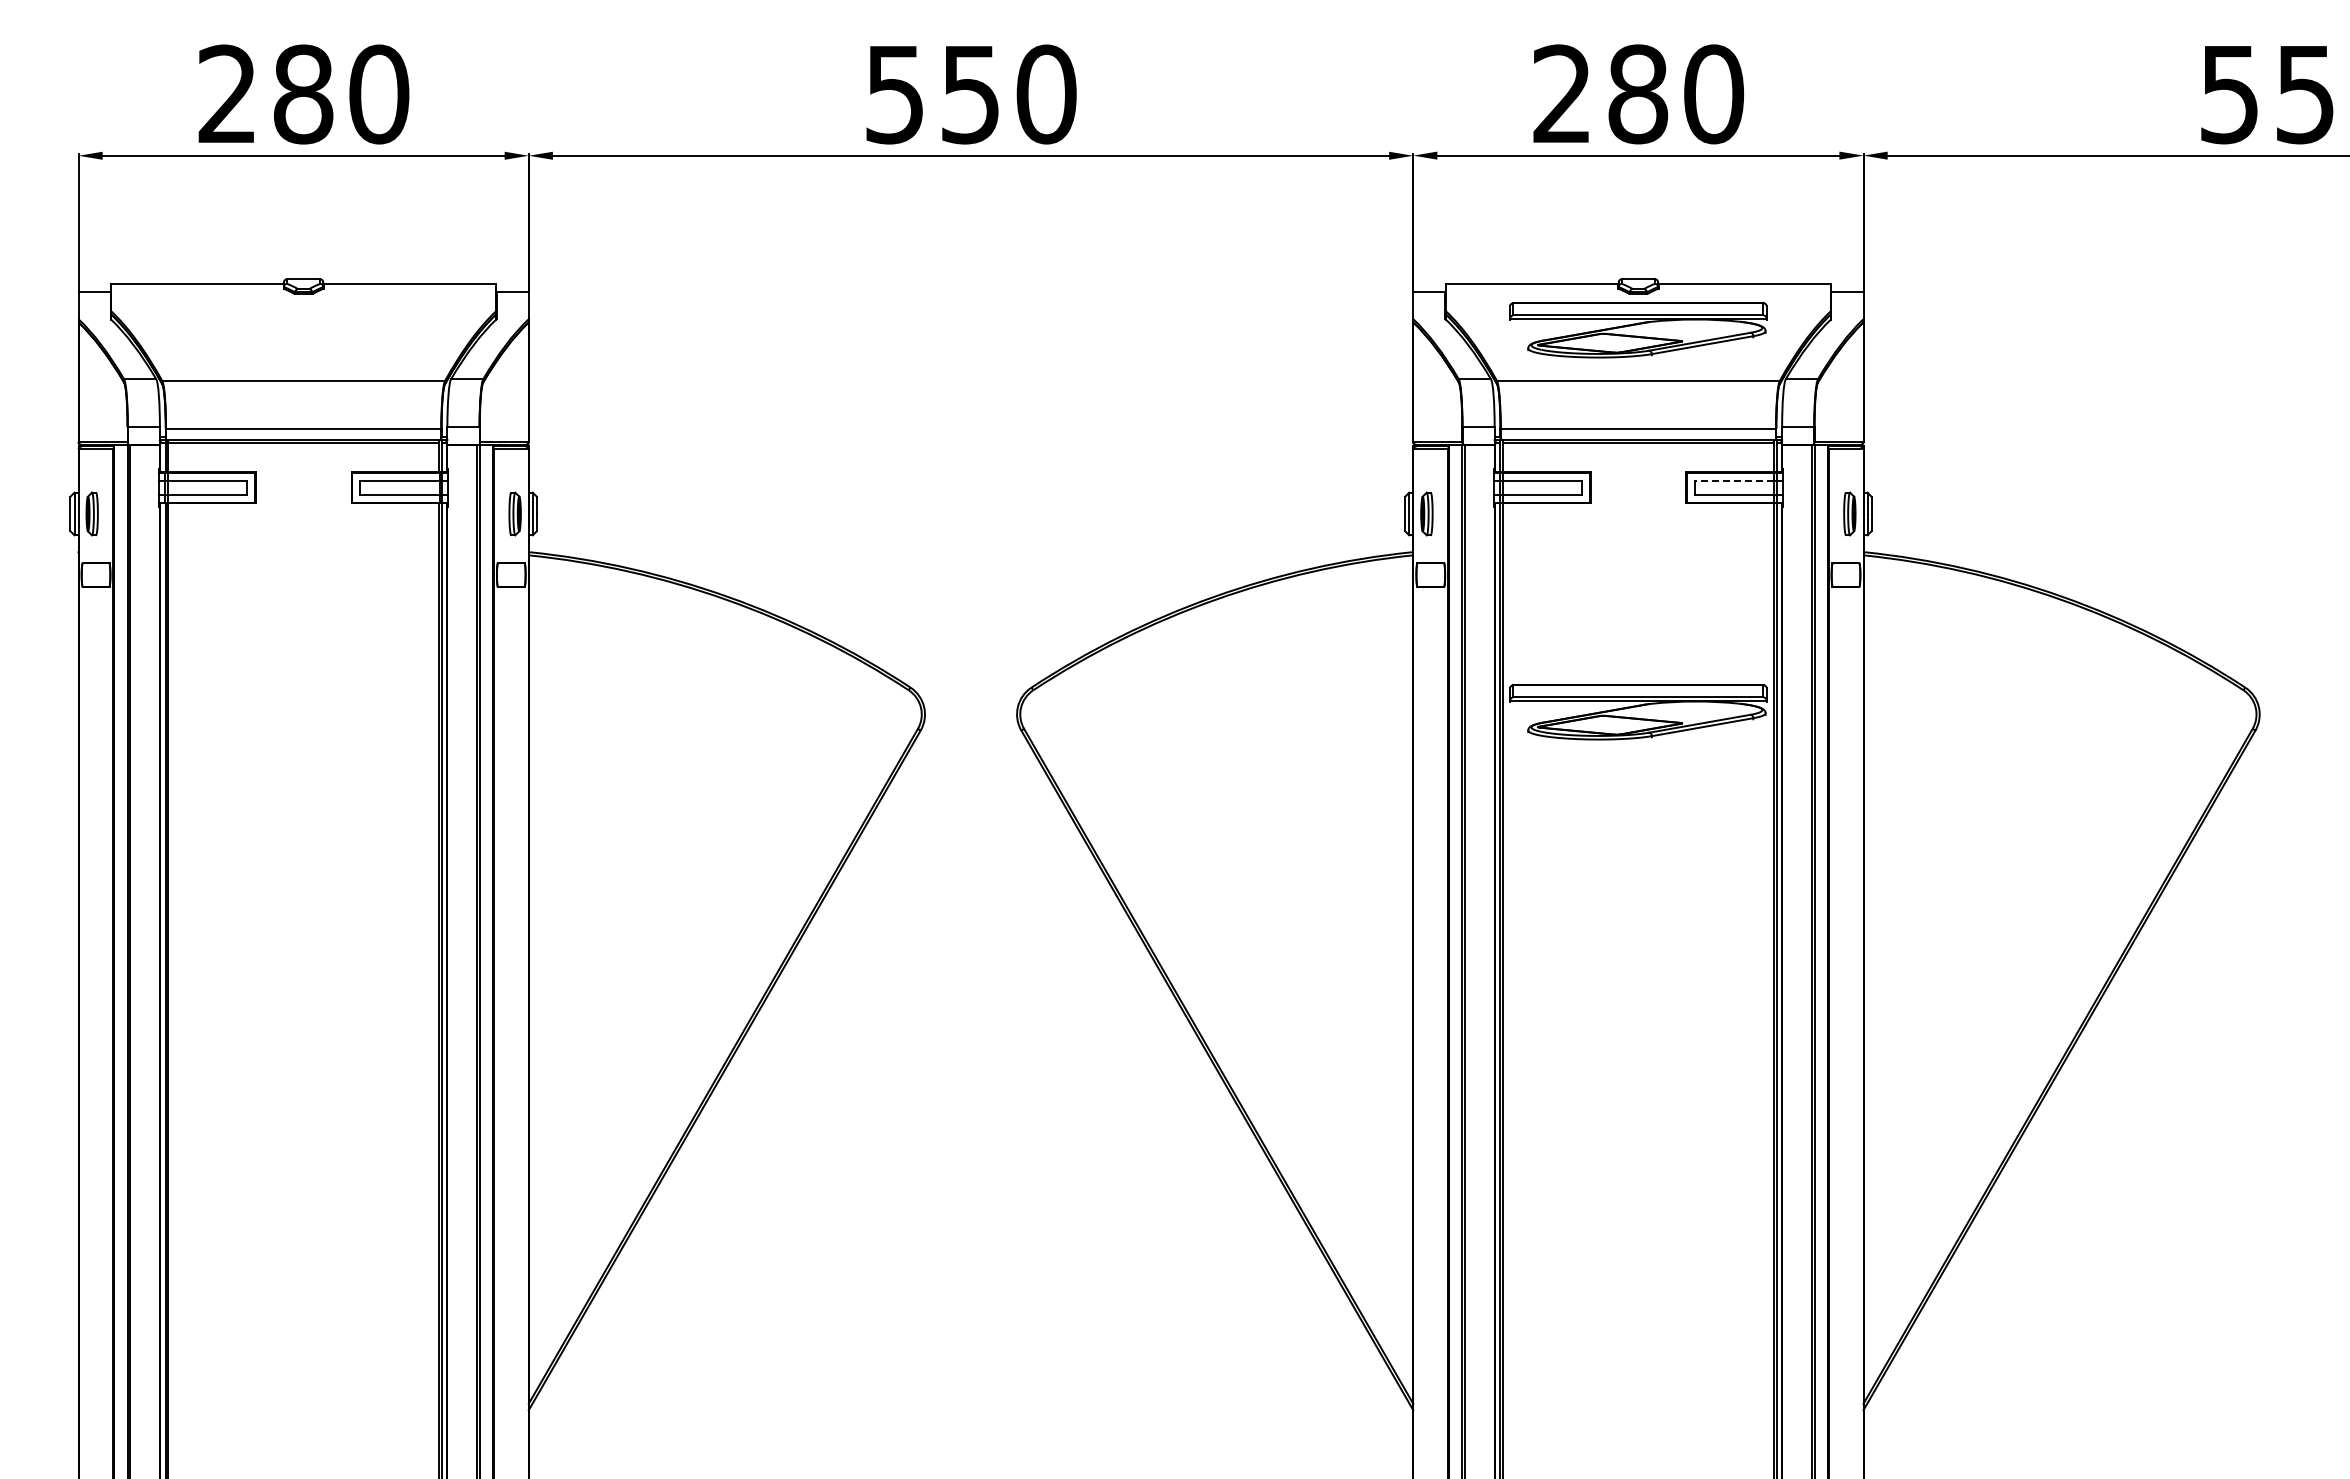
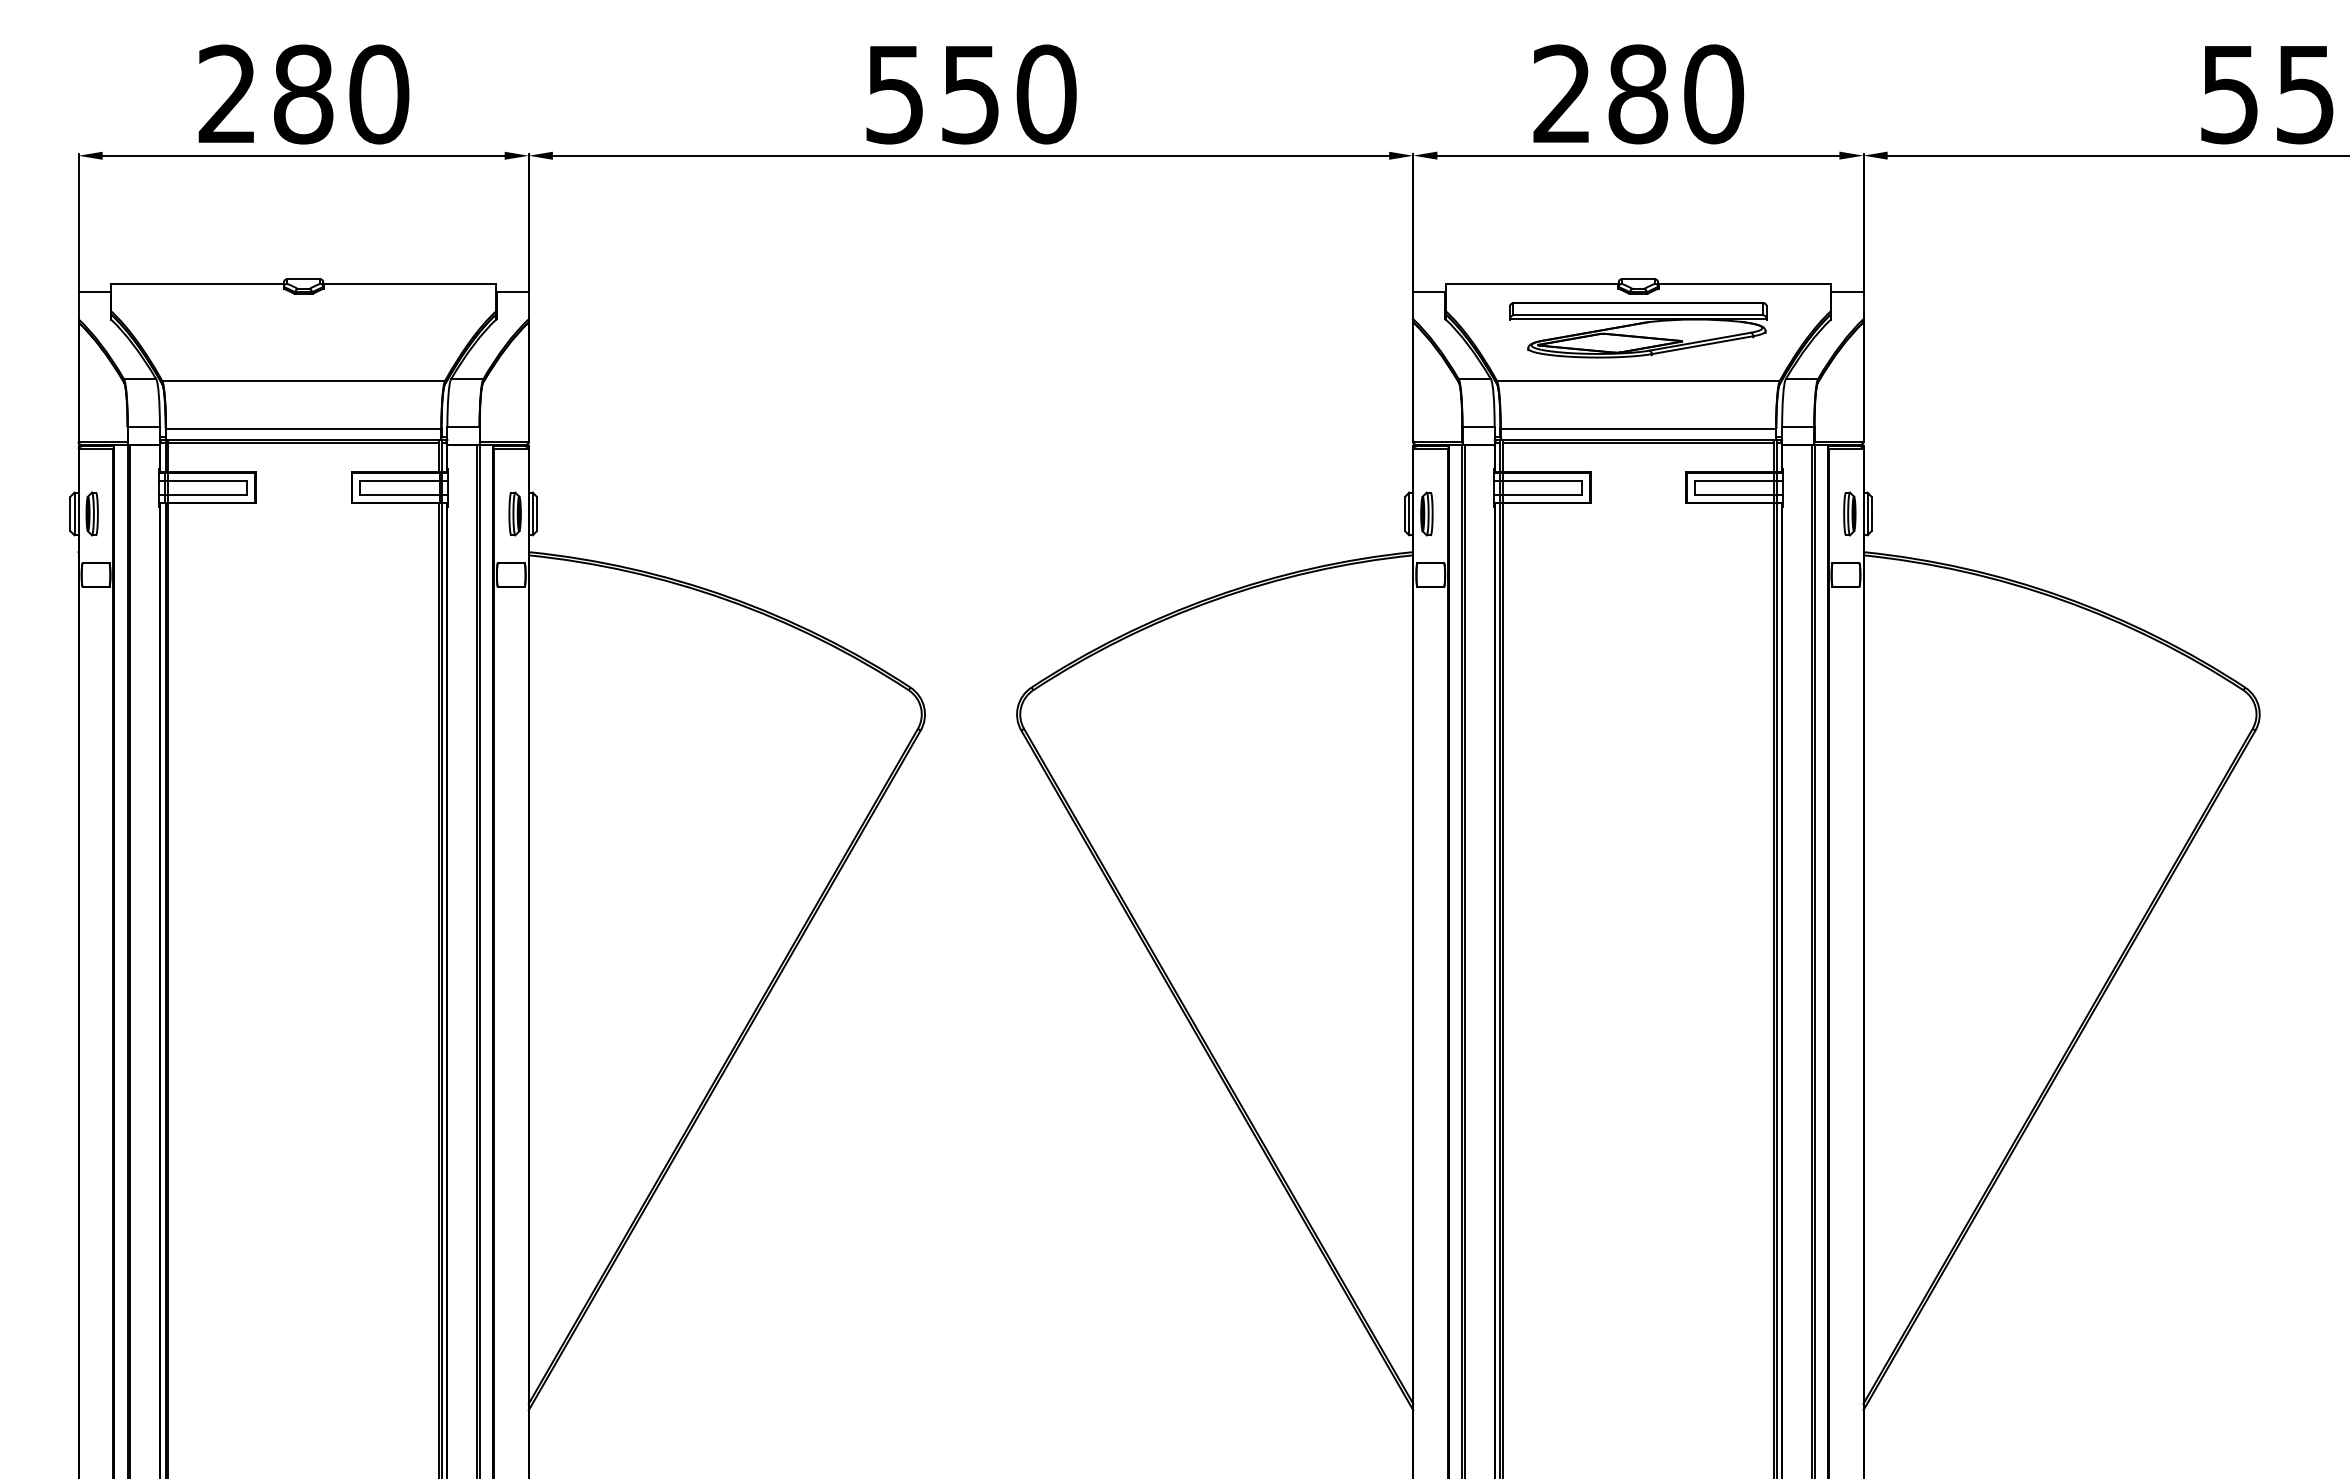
line: dashed -> solid (1734, 480)
part: present -> none (1638, 712)
